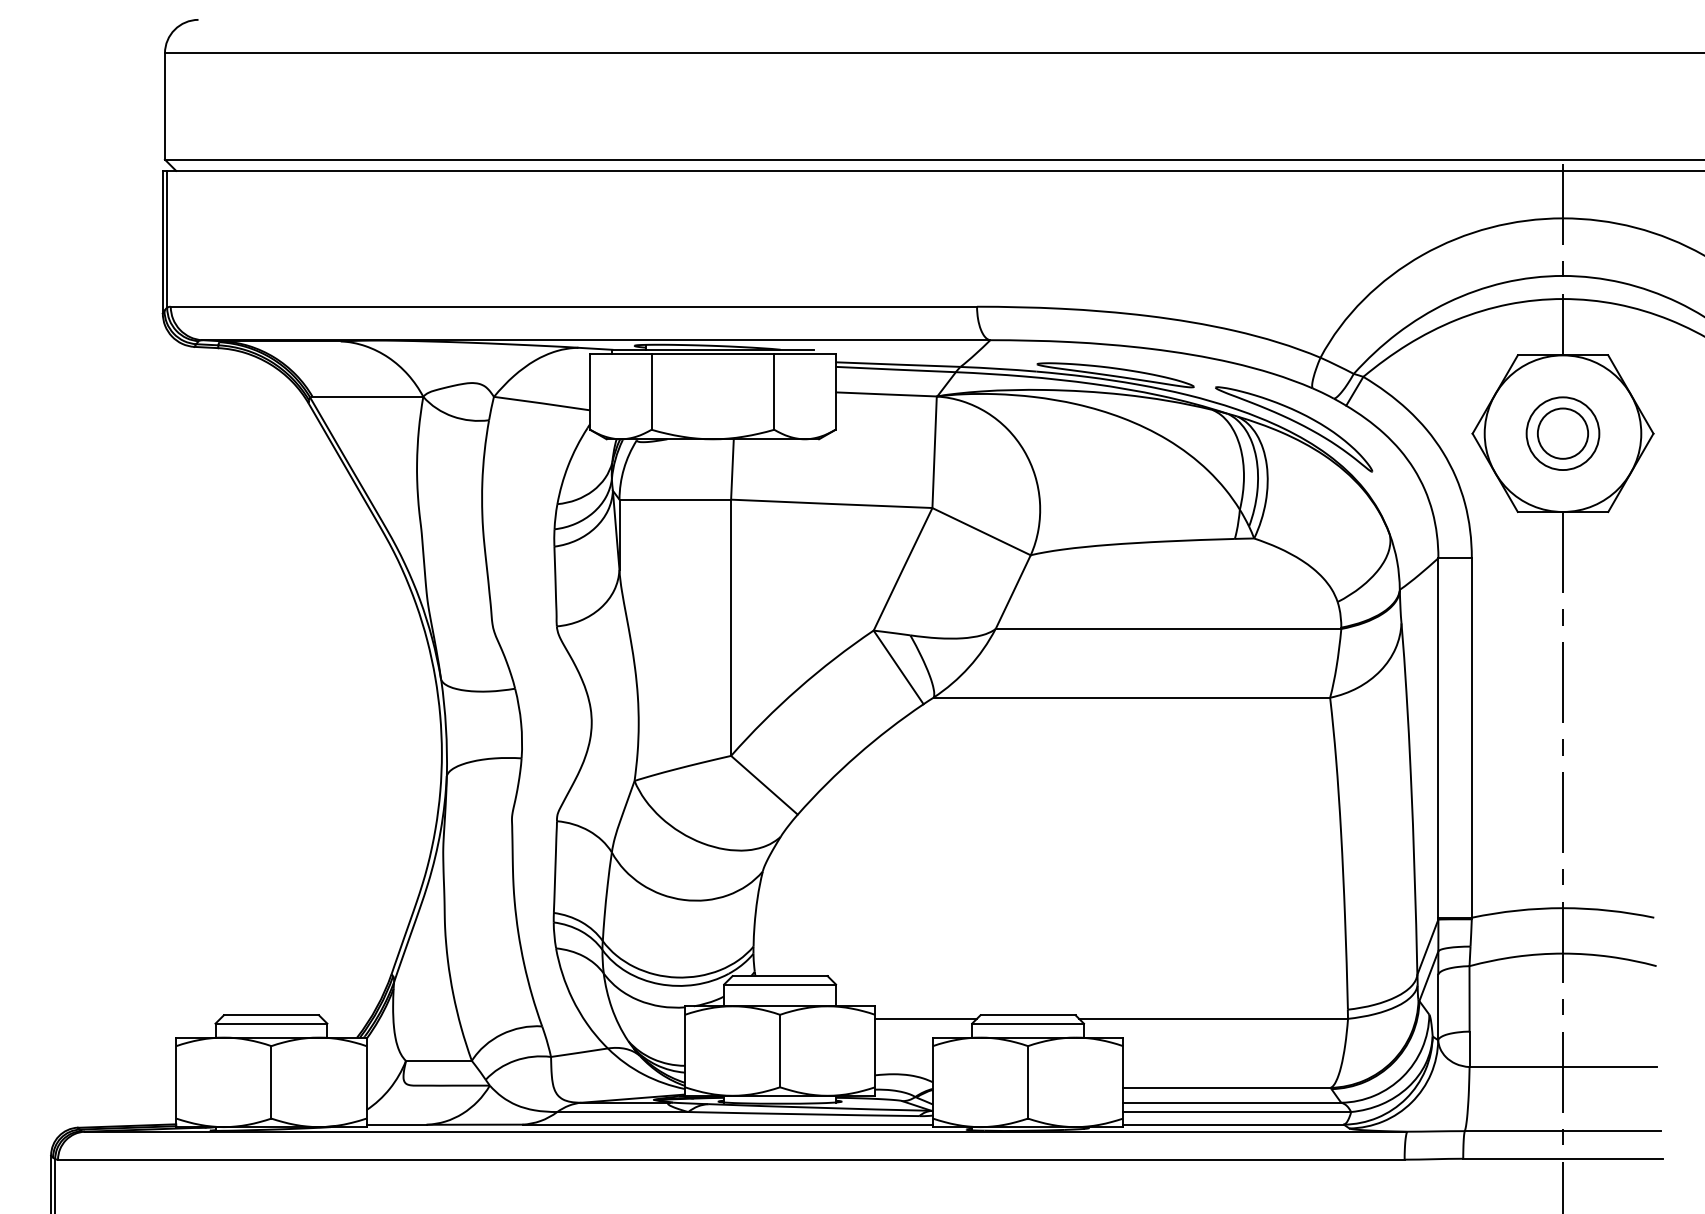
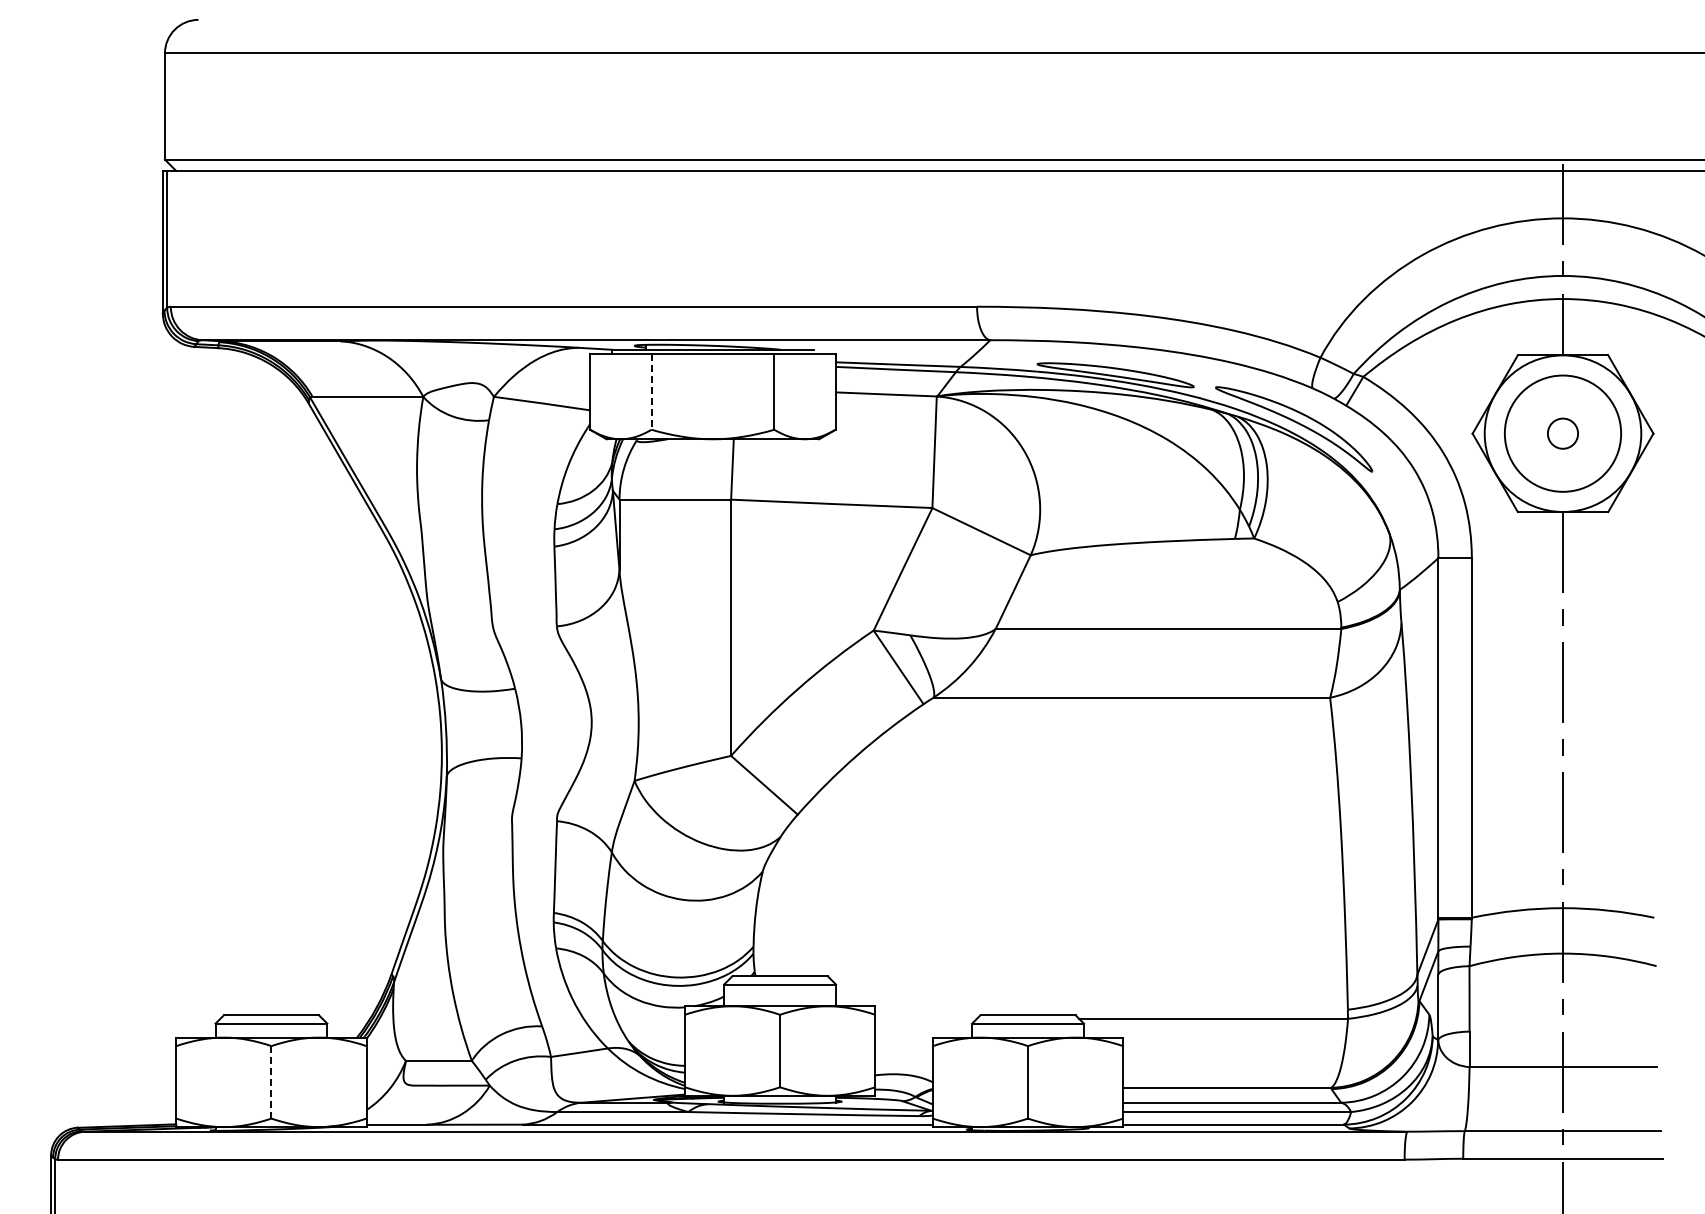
line: solid -> dashed (651, 392)
circle diameter: 50 px -> 30 px (1562, 433)
circle diameter: 73 px -> 116 px (1562, 433)
line: present -> none (925, 1018)
line: solid -> dashed (271, 1081)
